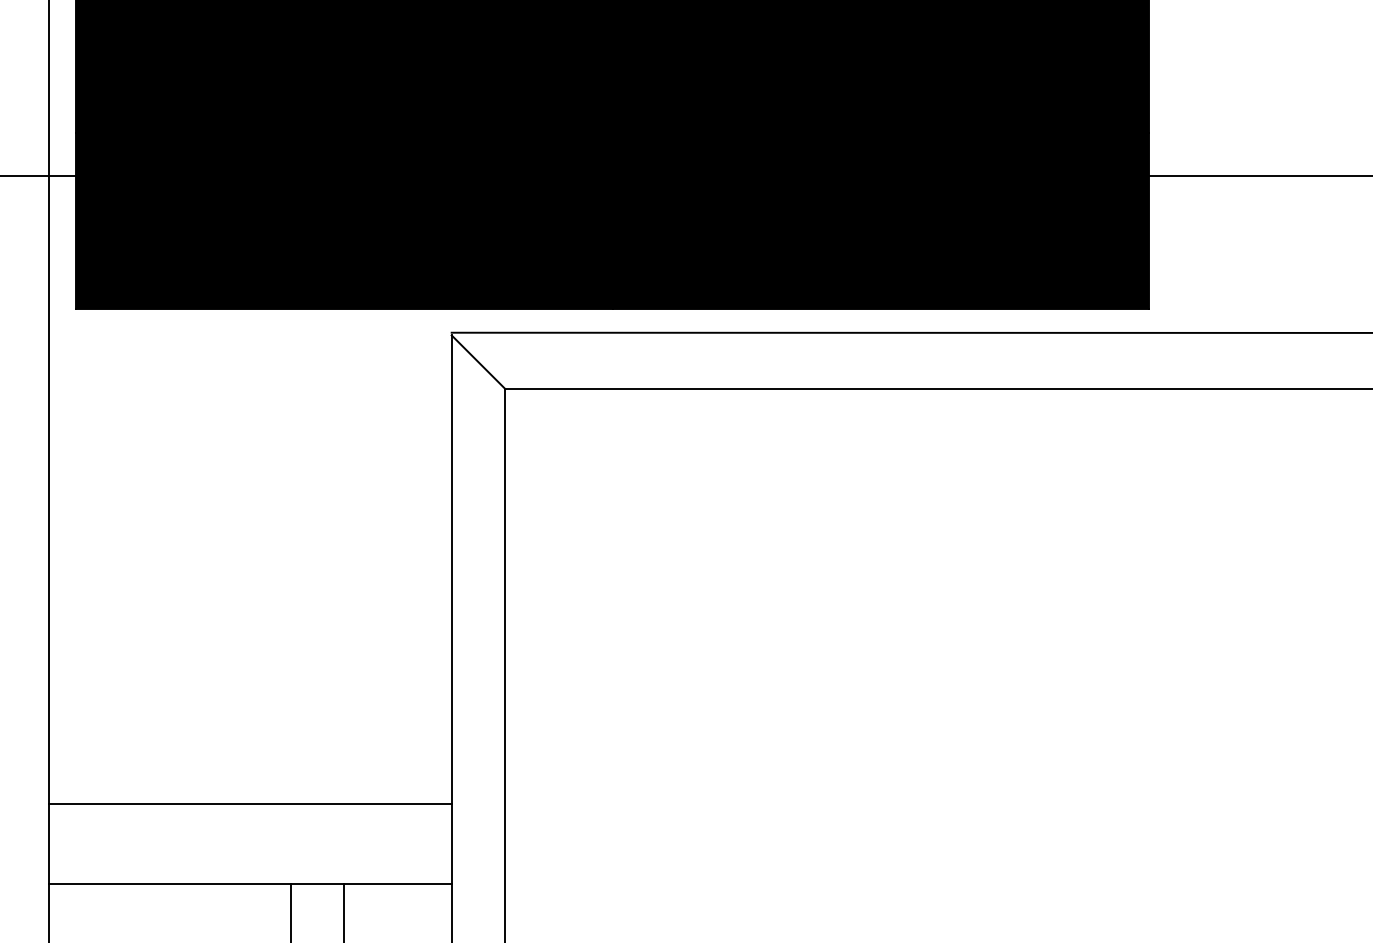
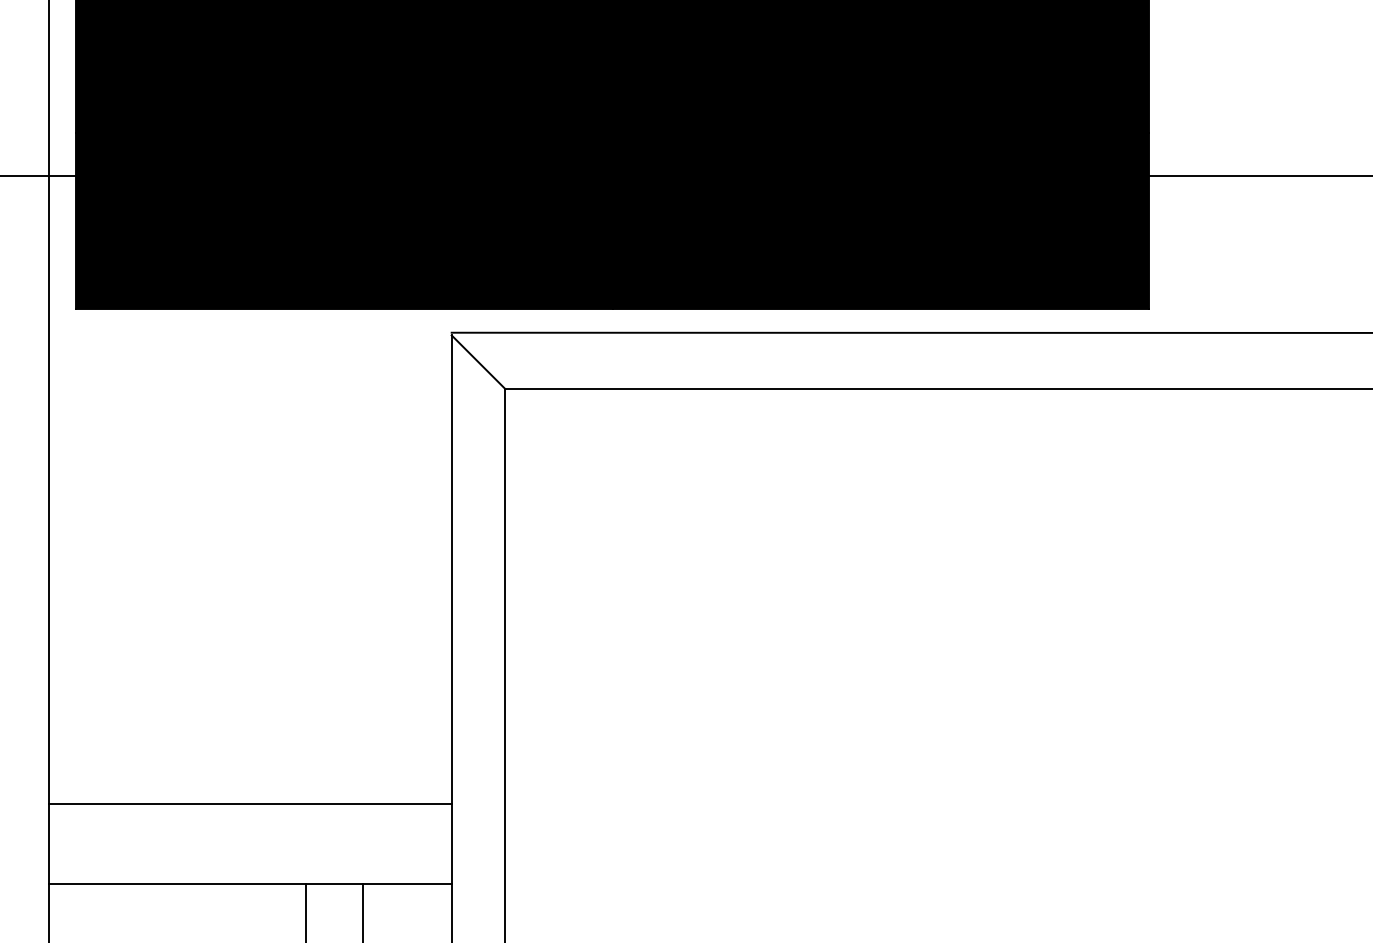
line position: (290, 911) -> (305, 911) (305, 911)
line position: (344, 911) -> (363, 911) (363, 911)
